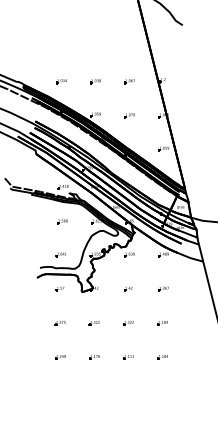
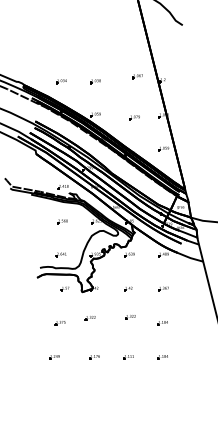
part position: (129, 81) -> (137, 76) (137, 76)
part position: (129, 115) -> (134, 117) (134, 117)
part position: (59, 288) -> (64, 288) (64, 288)
part position: (93, 323) -> (89, 318) (89, 318)
part position: (128, 323) -> (130, 317) (130, 317)
part position: (60, 357) -> (54, 357) (54, 357)
